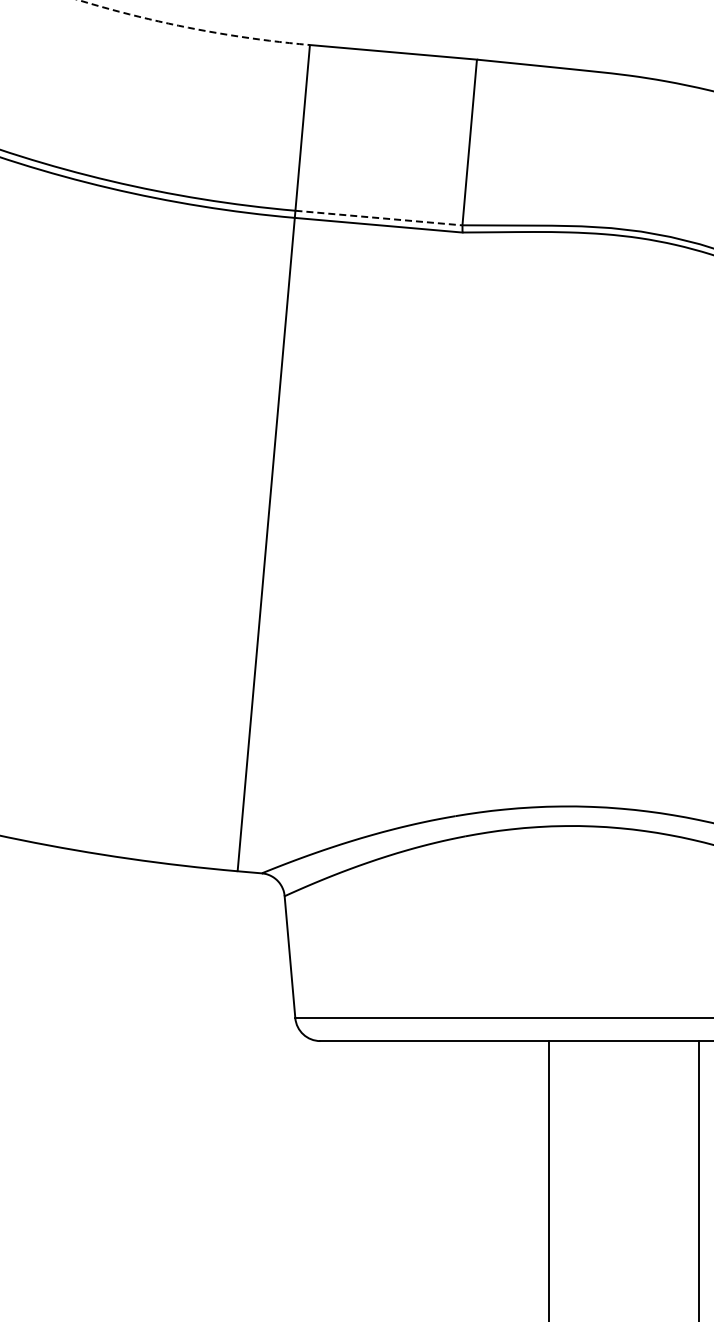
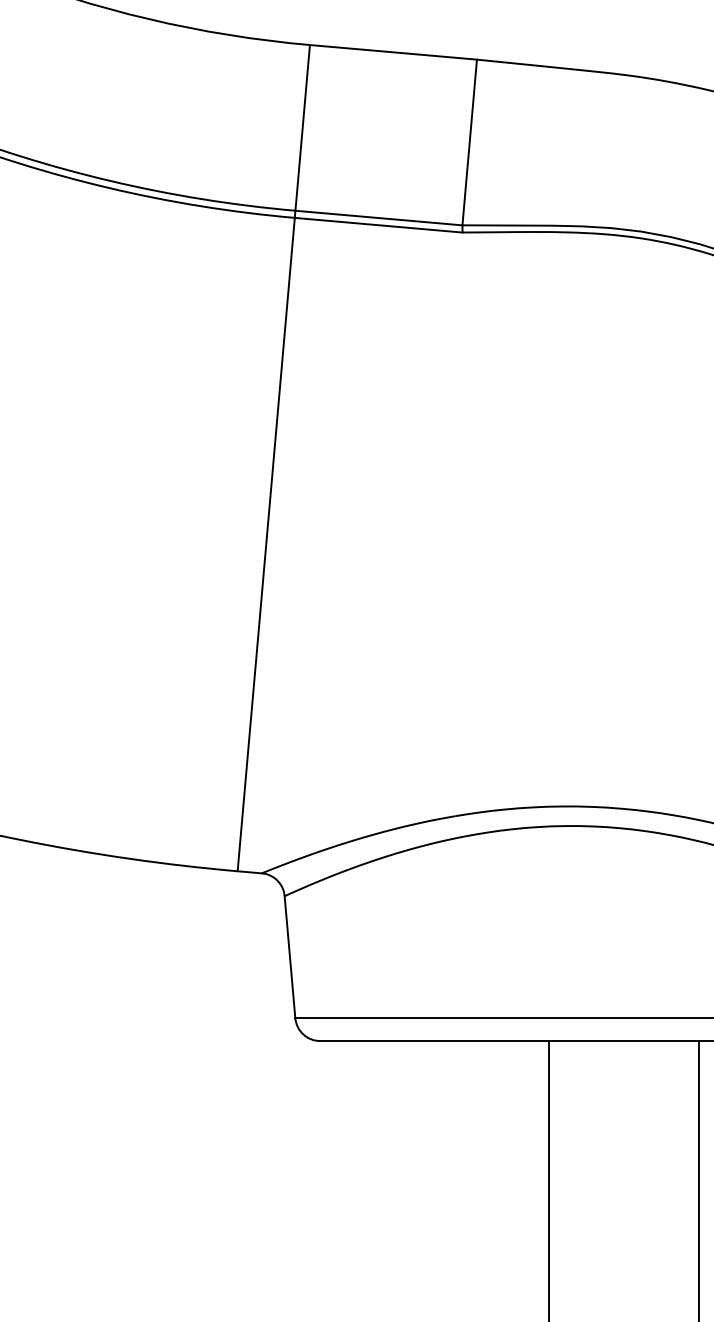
arc: dashed -> solid (192, 28)
line: dashed -> solid (378, 218)
